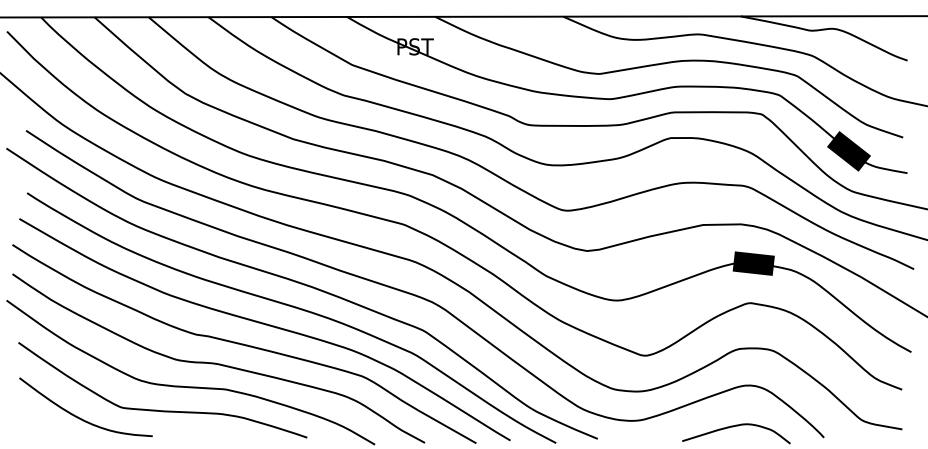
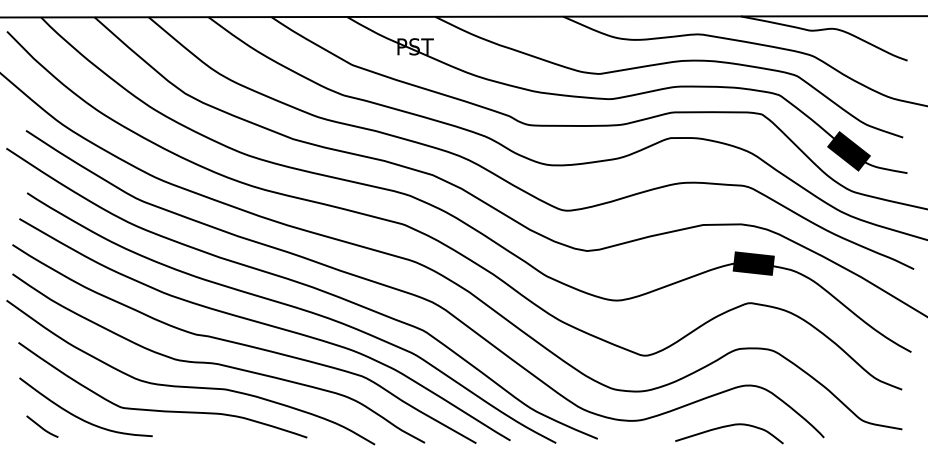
curve: none -> present (41, 426)
curve position: (733, 427) -> (726, 427) (726, 427)
